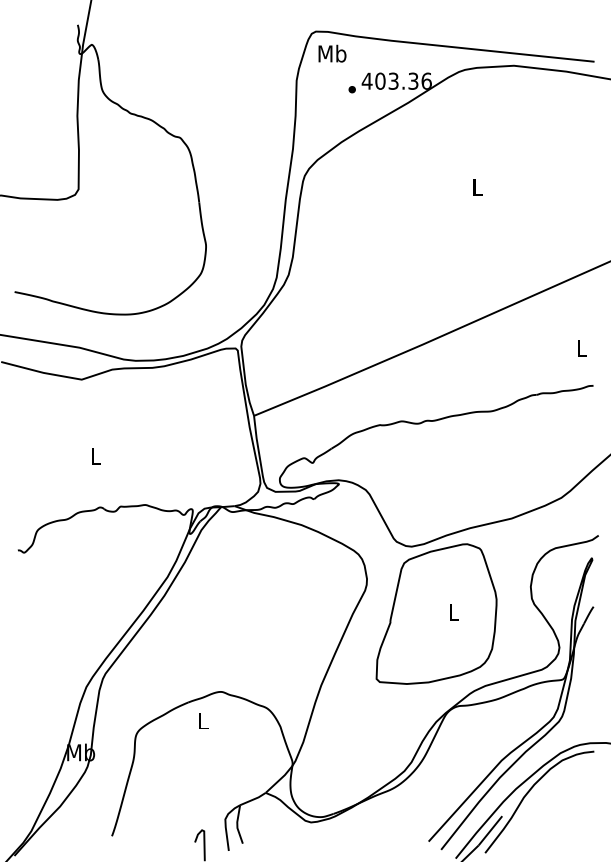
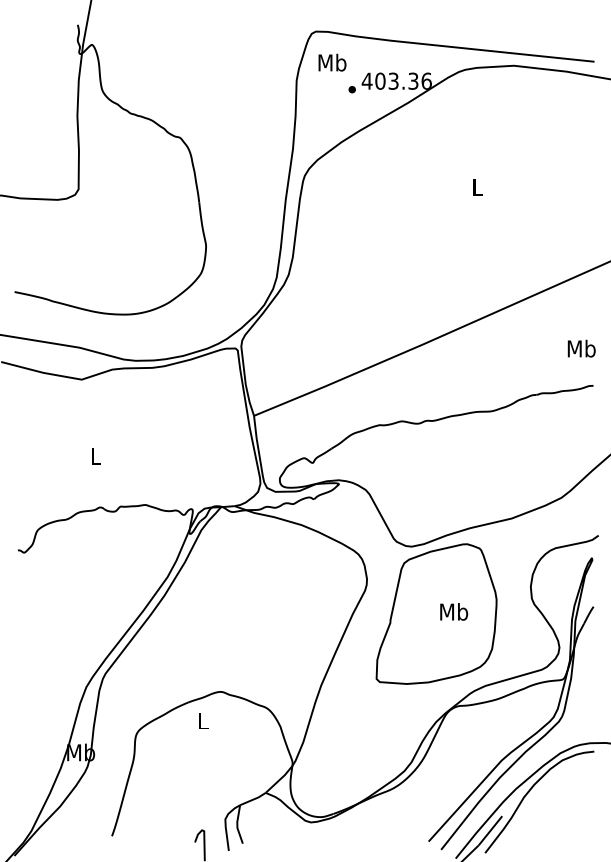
text position: (332, 53) -> (332, 62) (332, 62)
text: L -> Mb (581, 348)
text: L -> Mb (454, 611)
